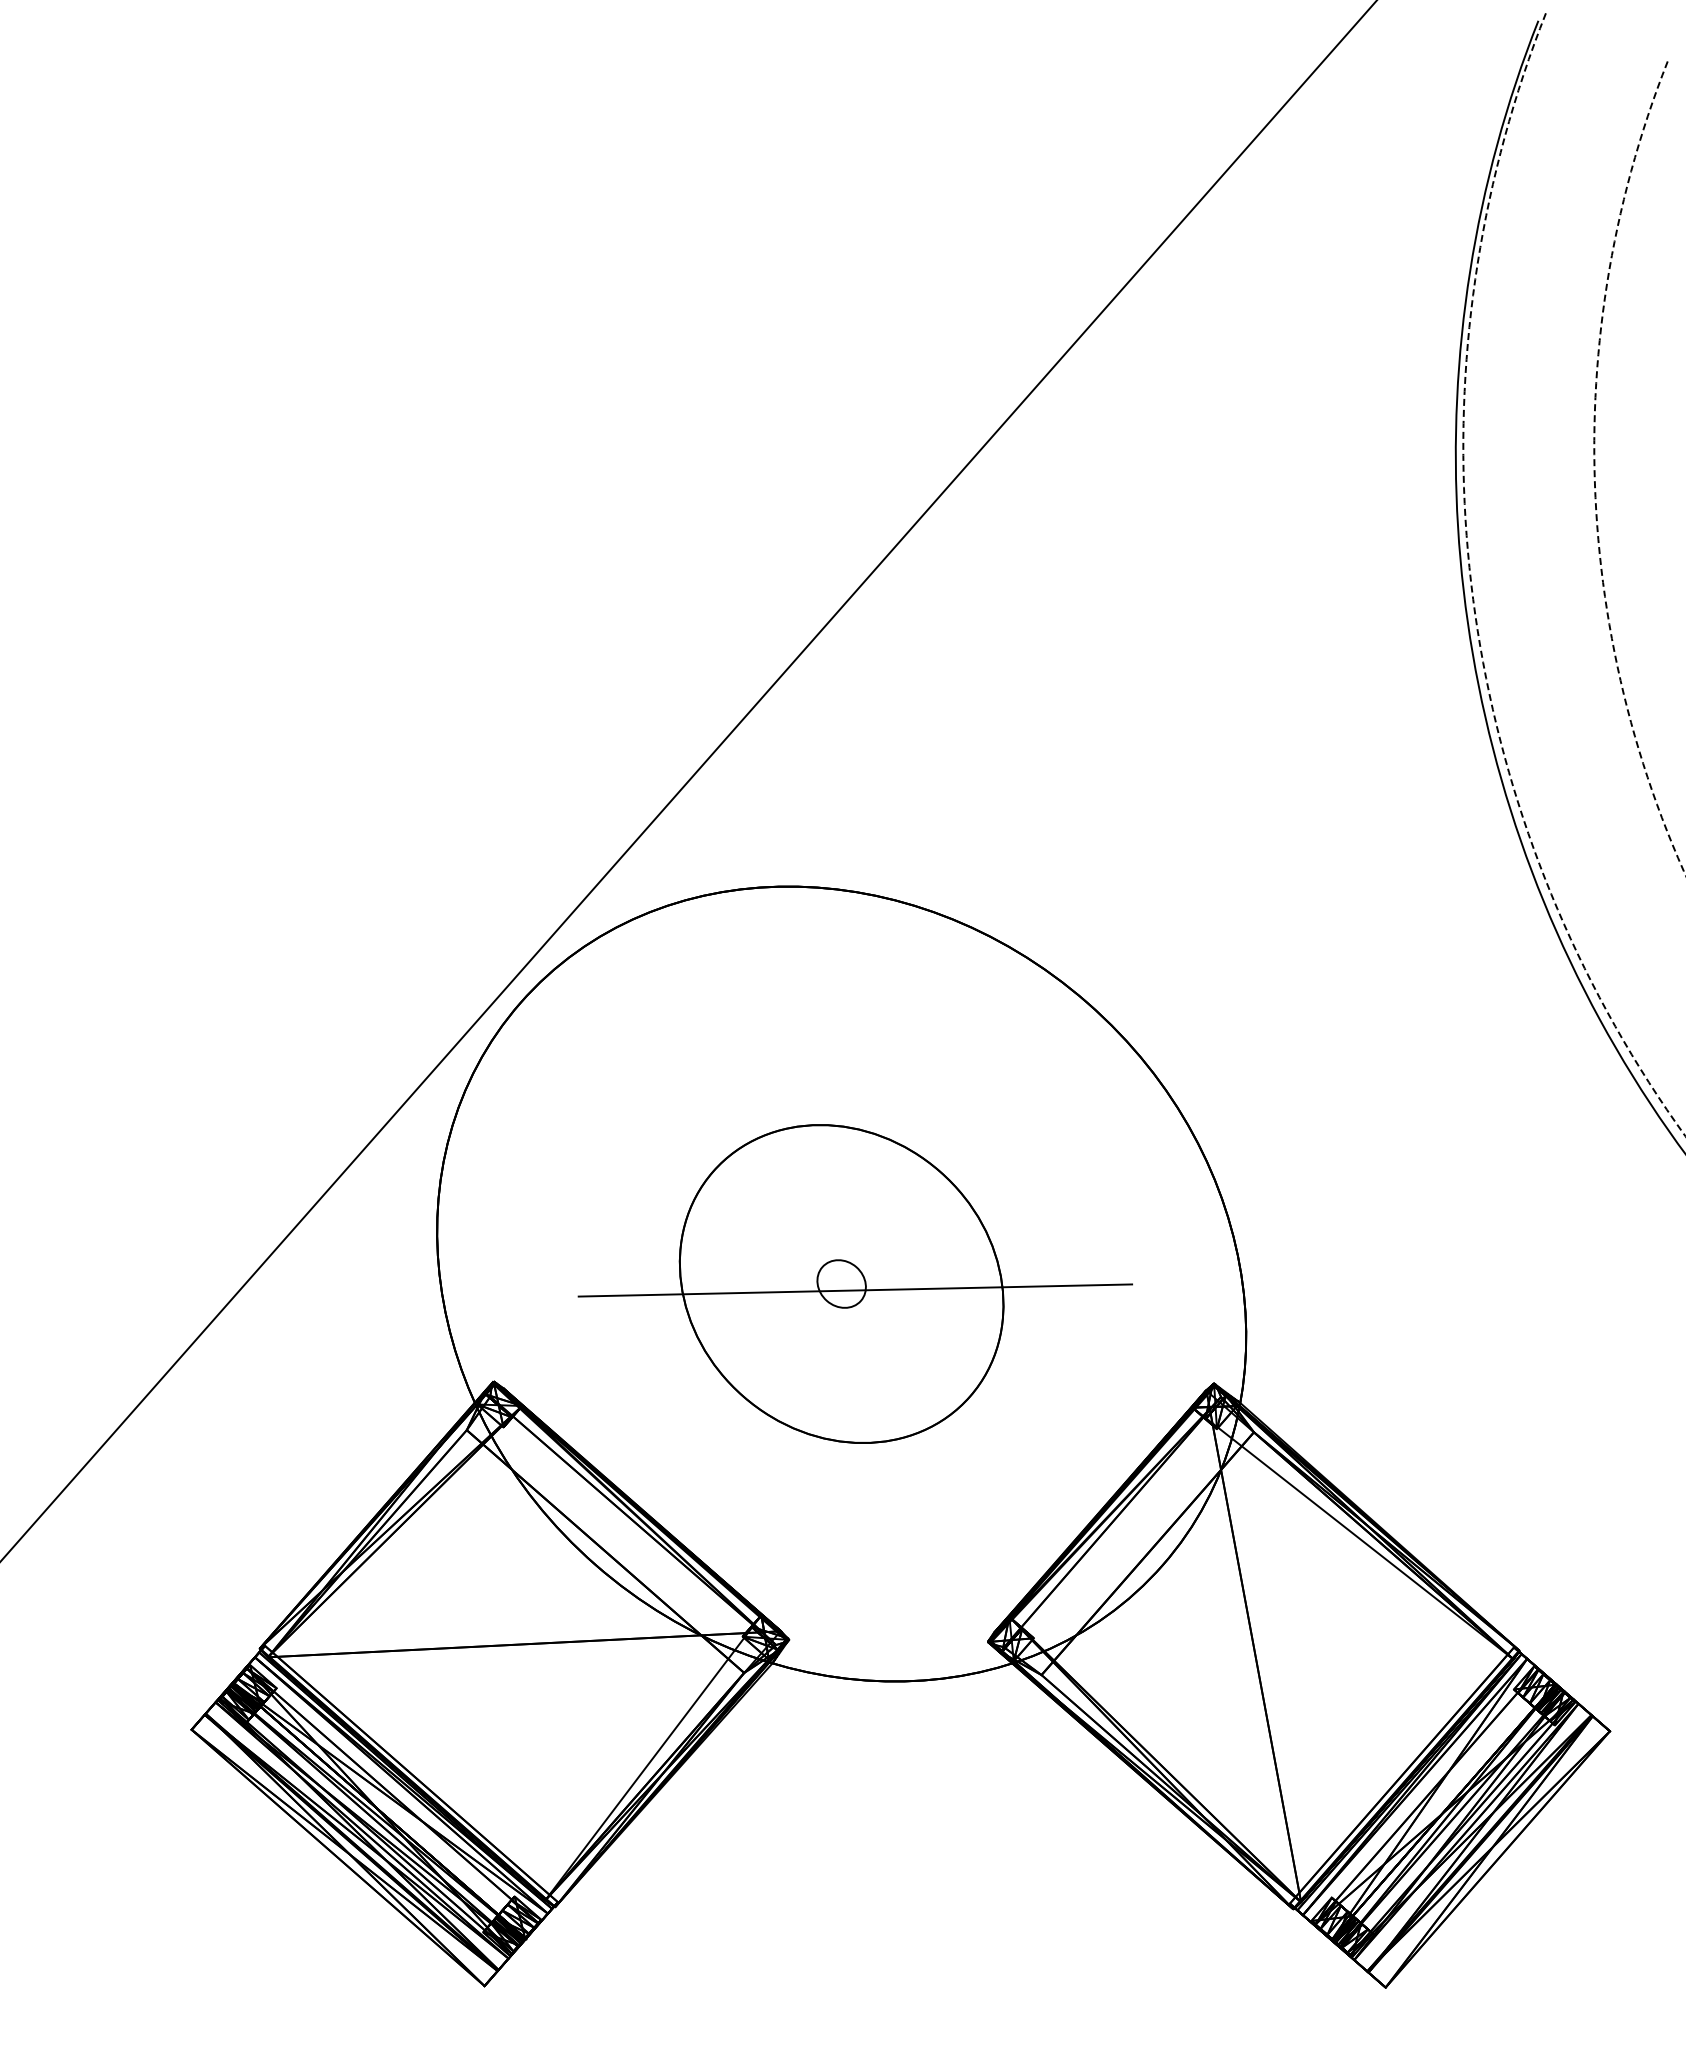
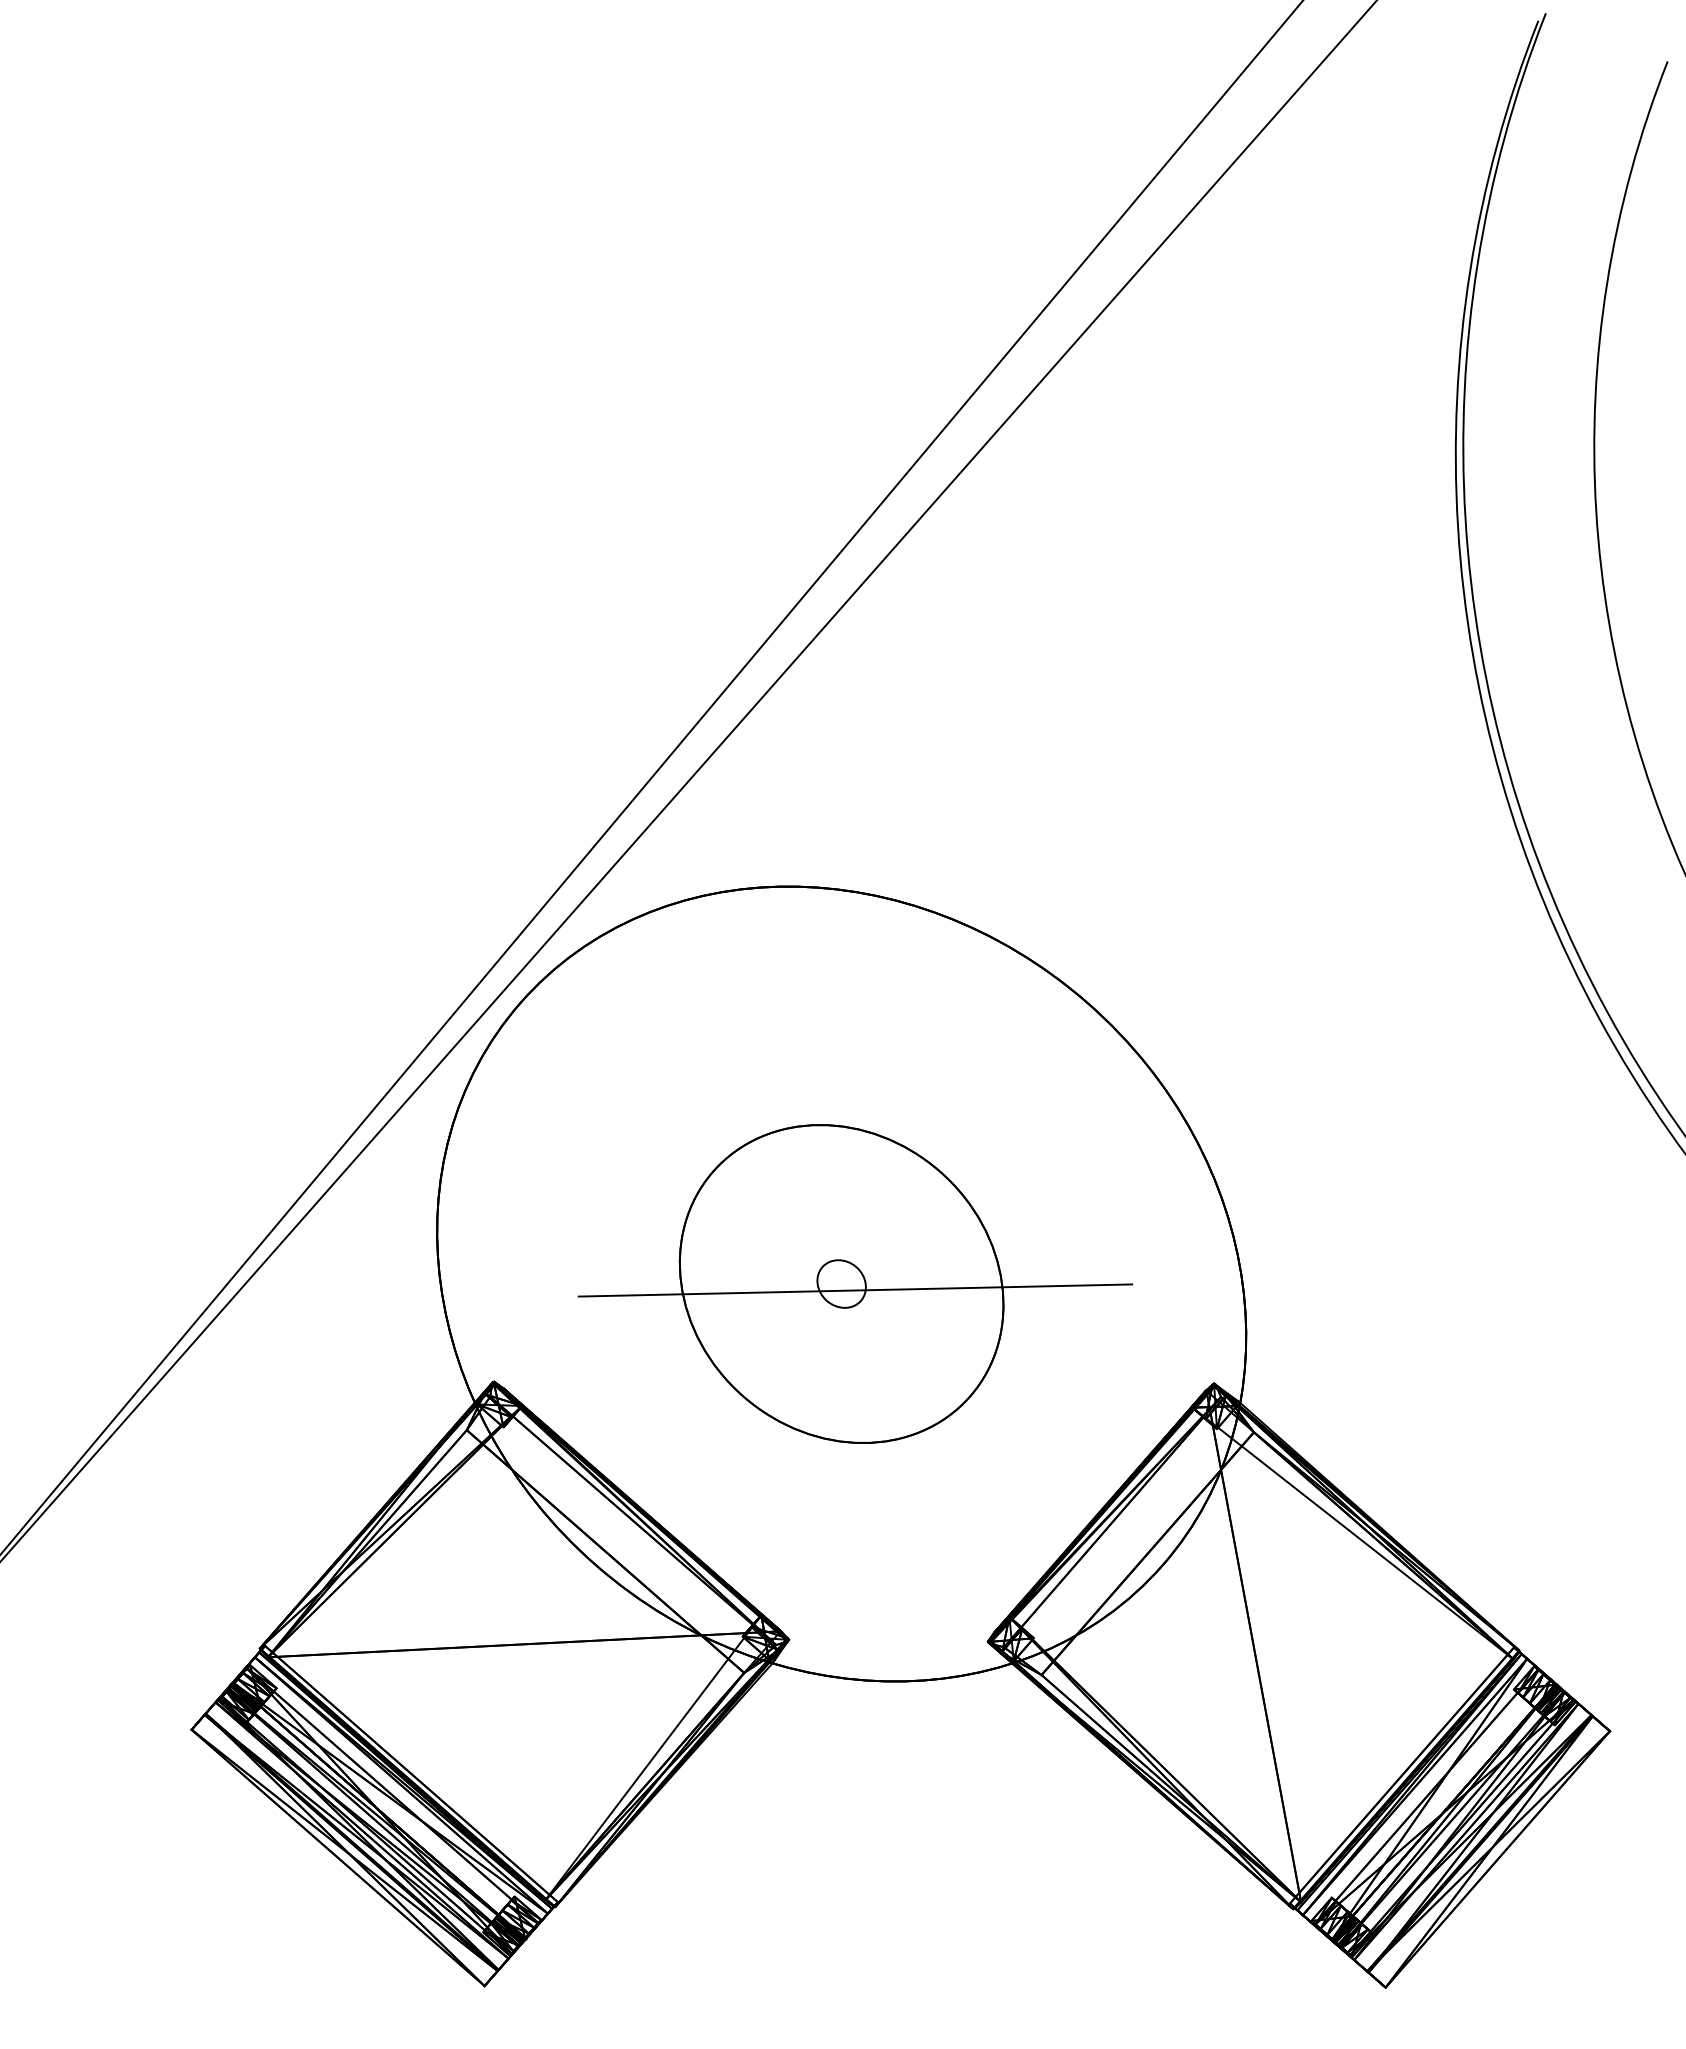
arc: dashed -> solid (1594, 471)
arc: dashed -> solid (1472, 592)
line: none -> present (651, 777)
